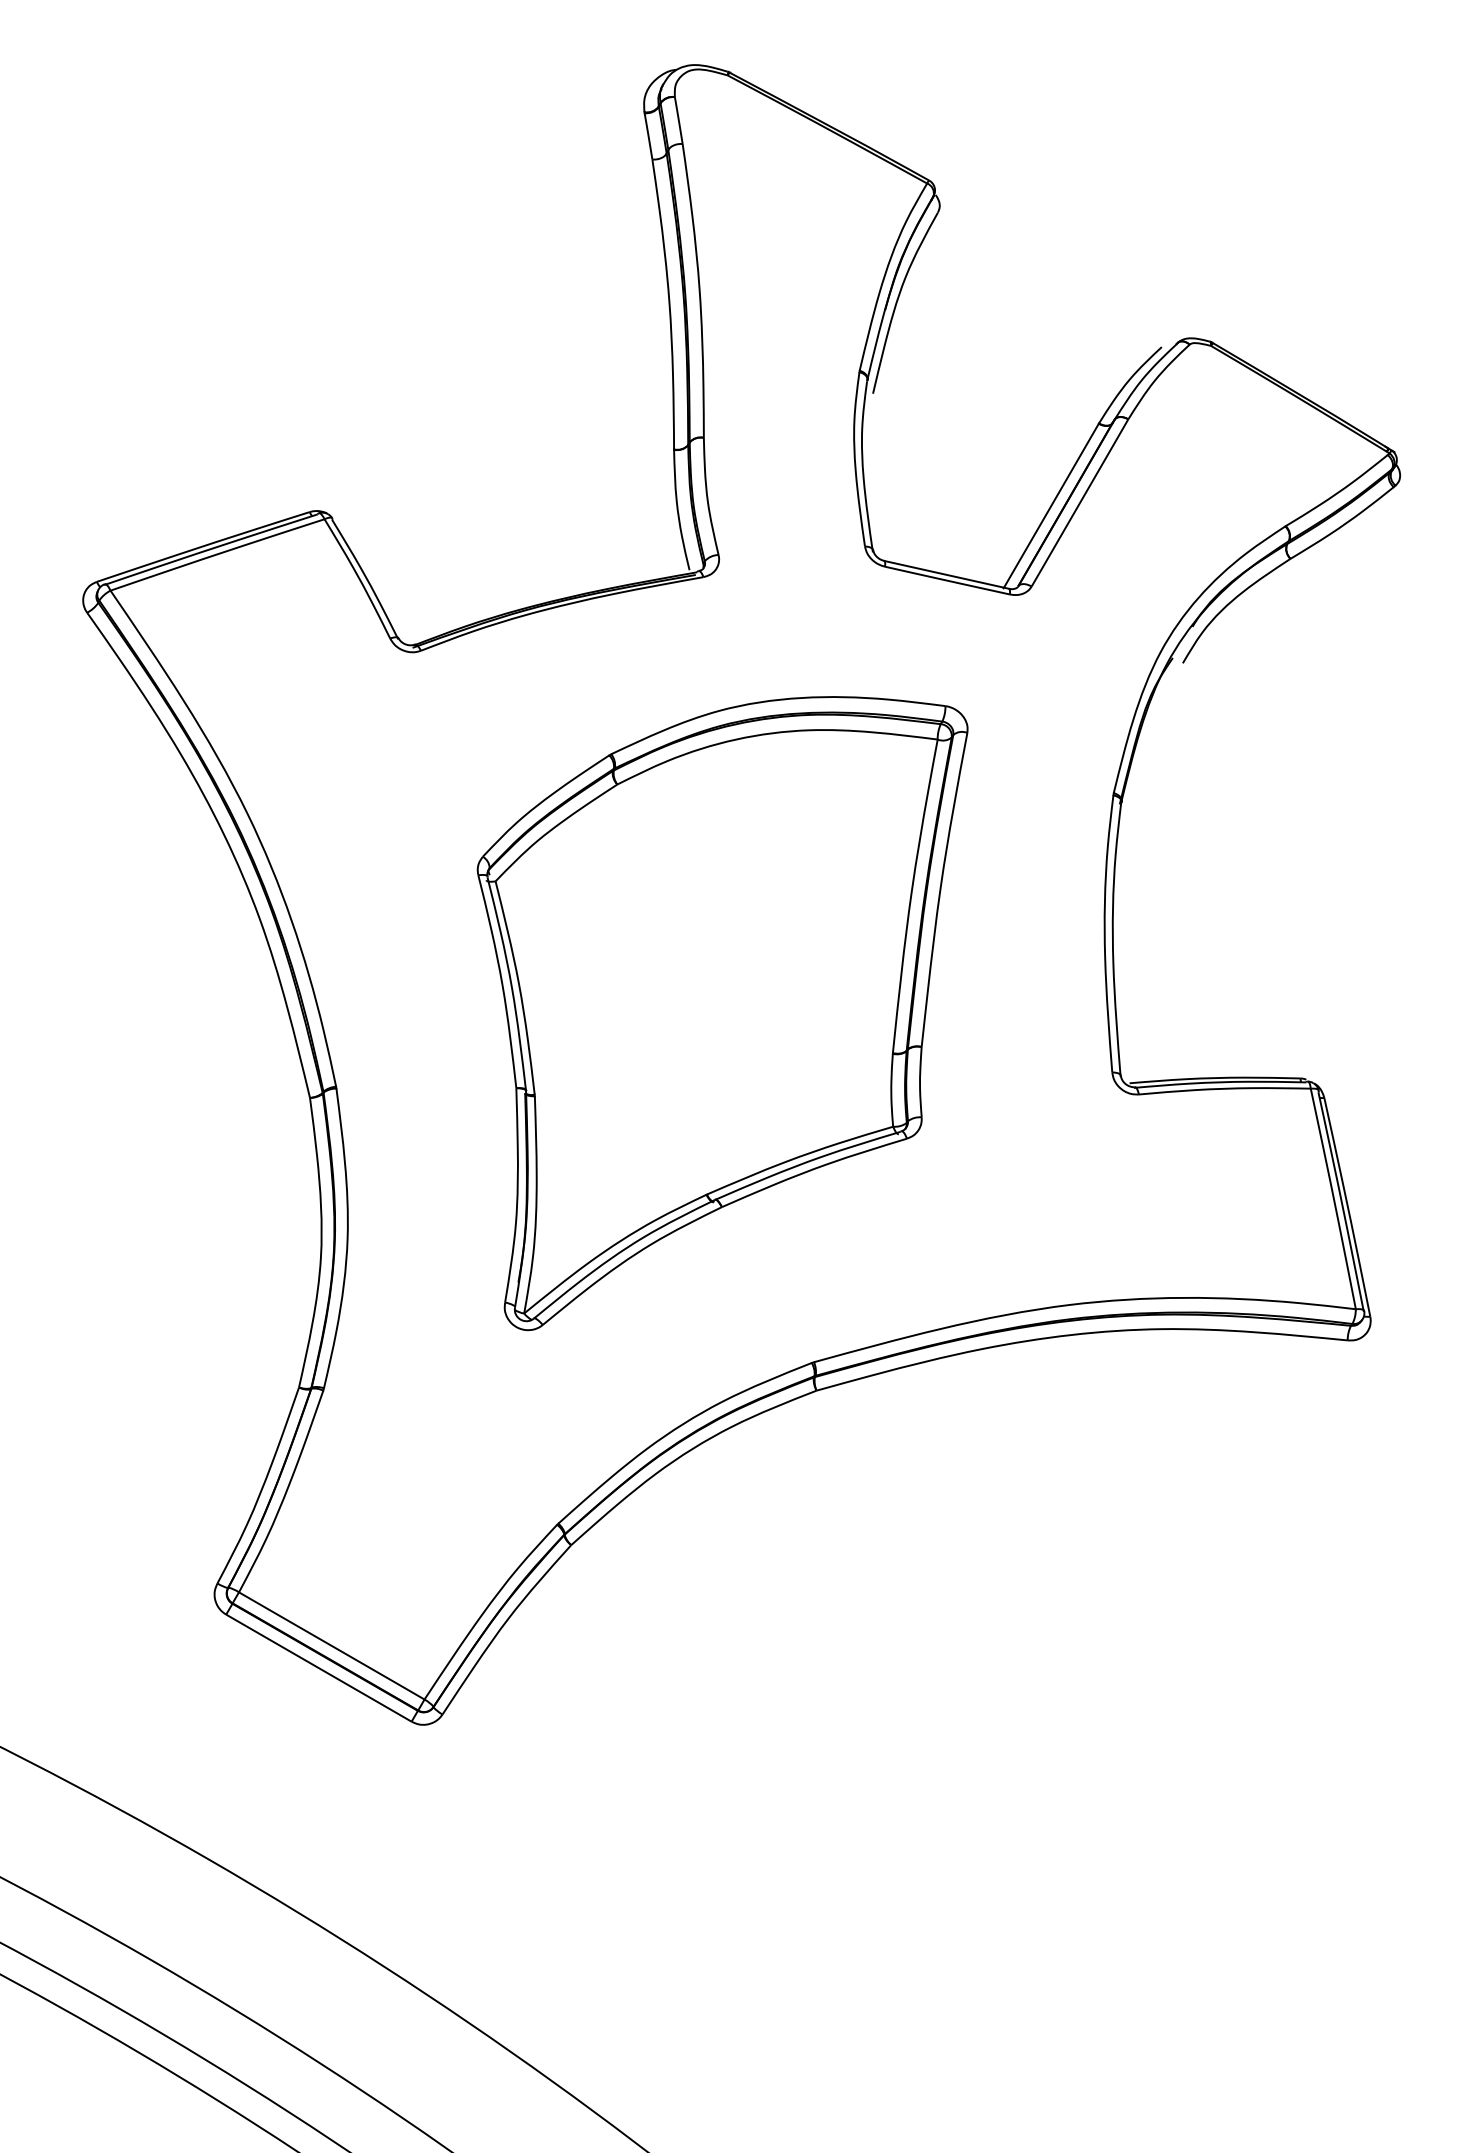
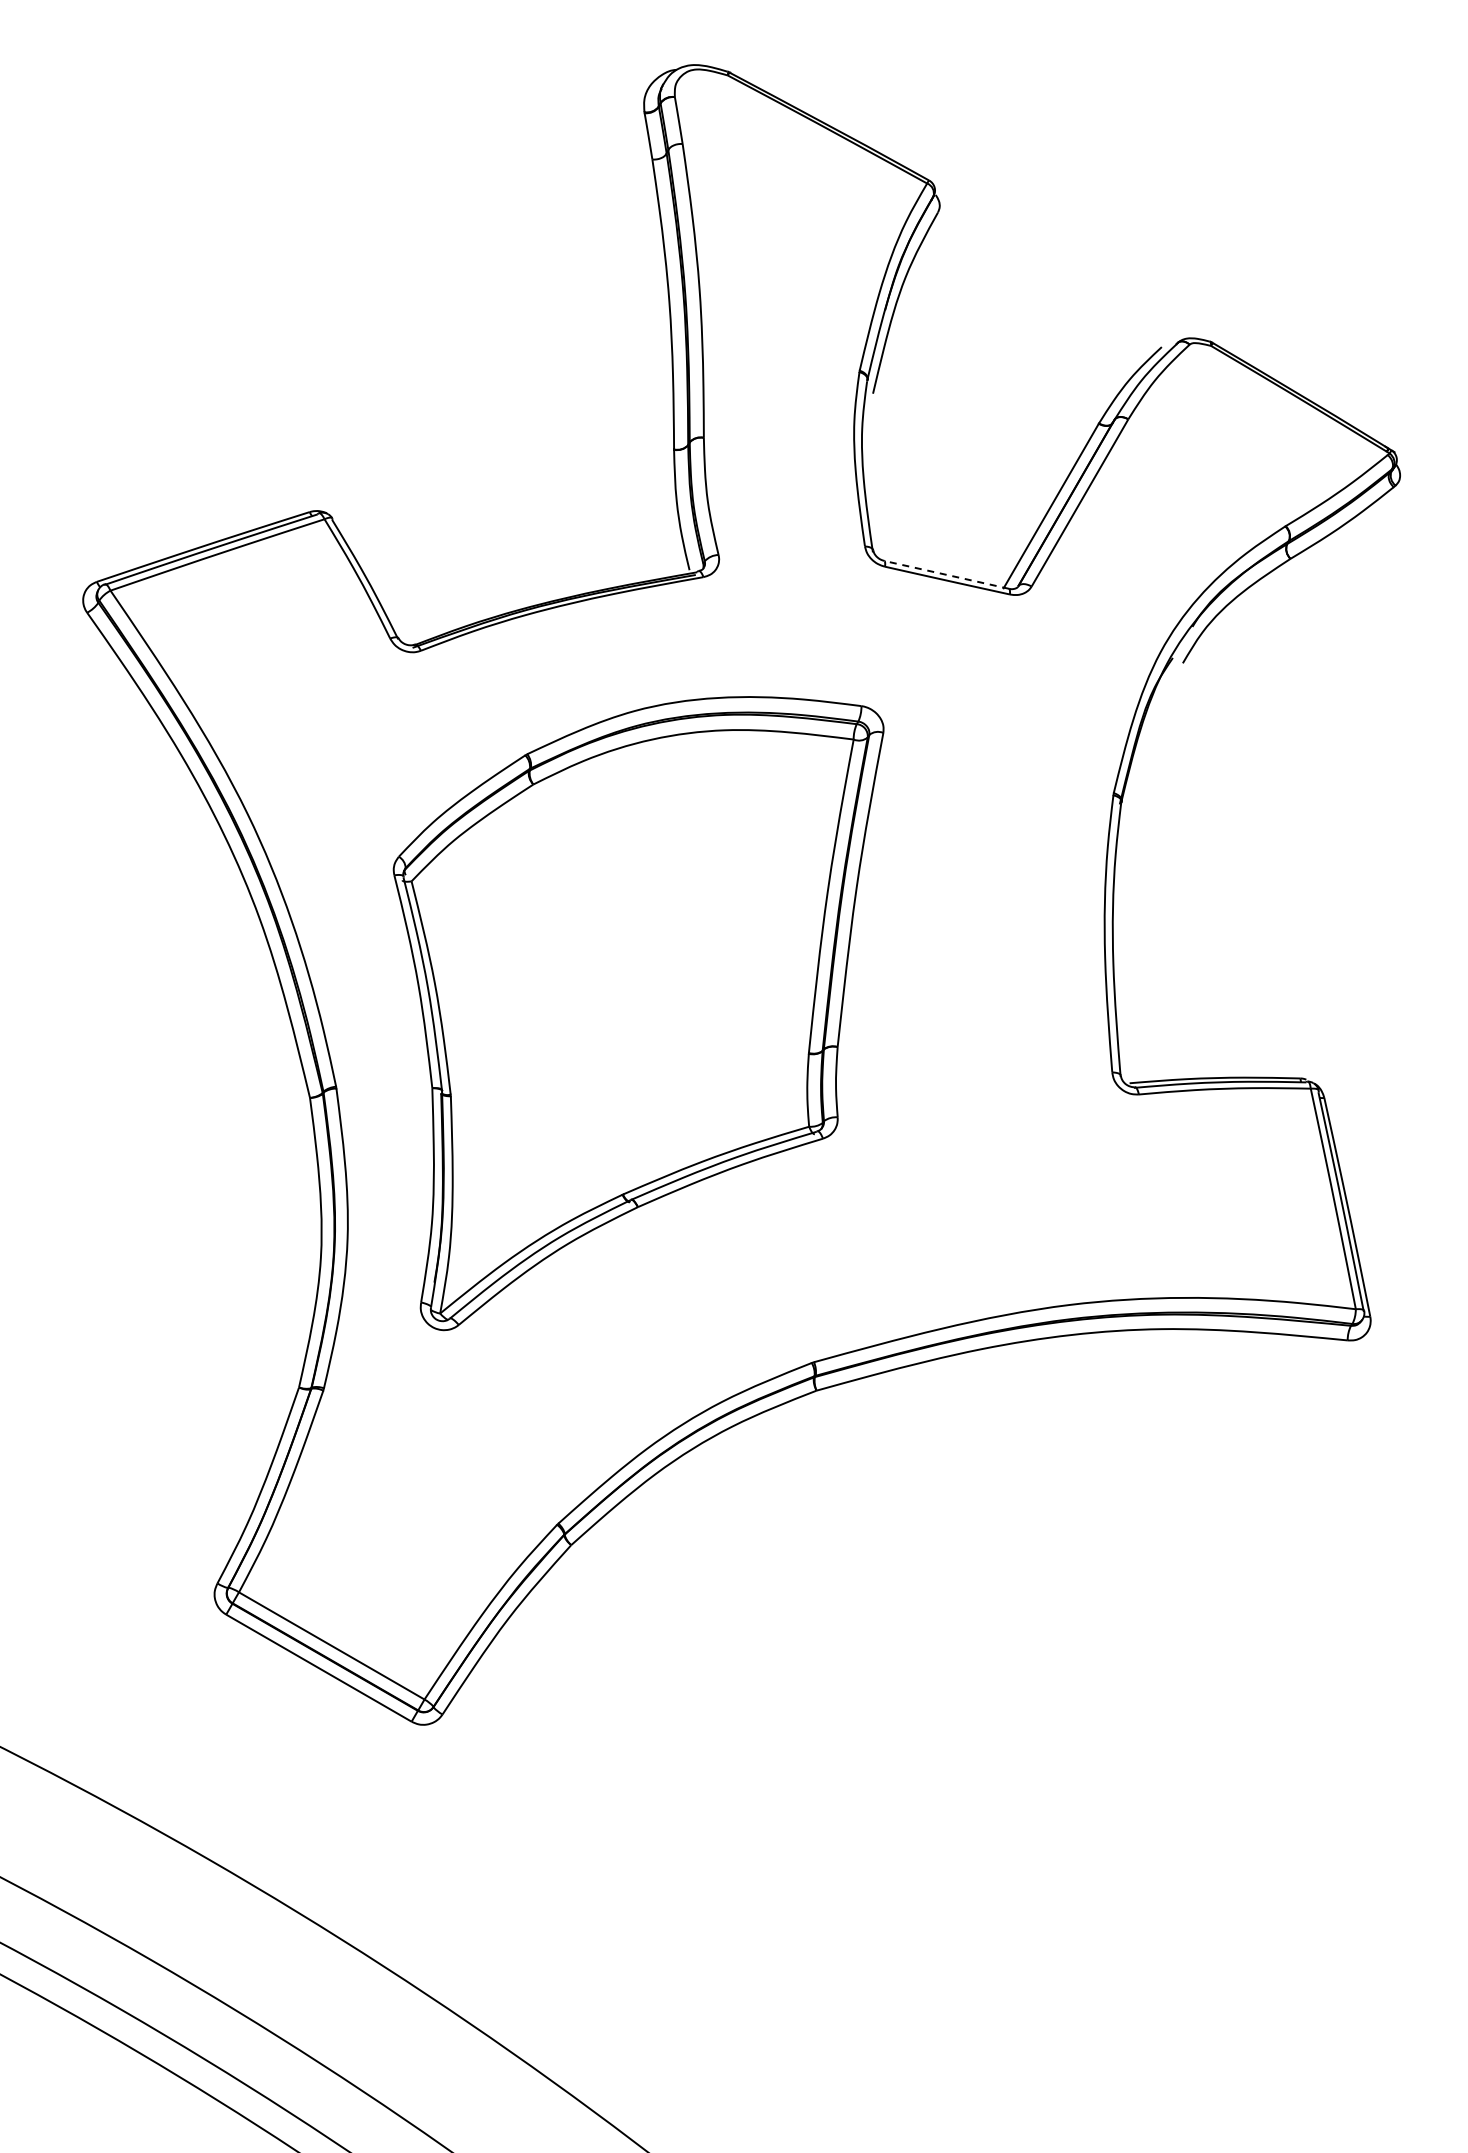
line: solid -> dashed (946, 574)
part position: (722, 1013) -> (638, 1013) (638, 1013)
